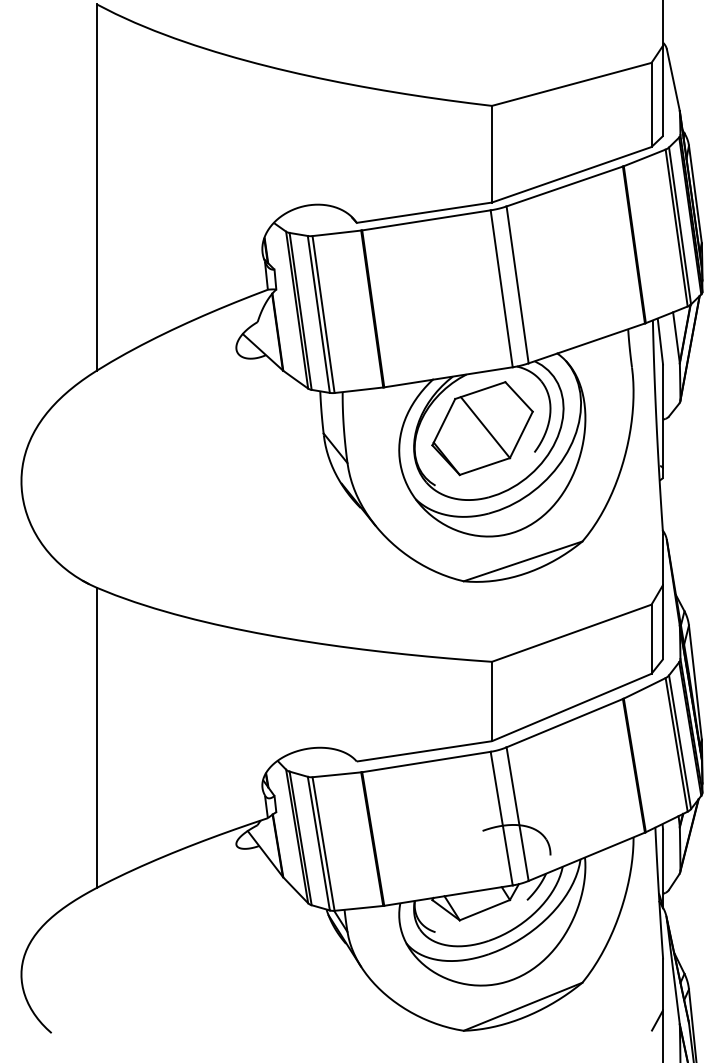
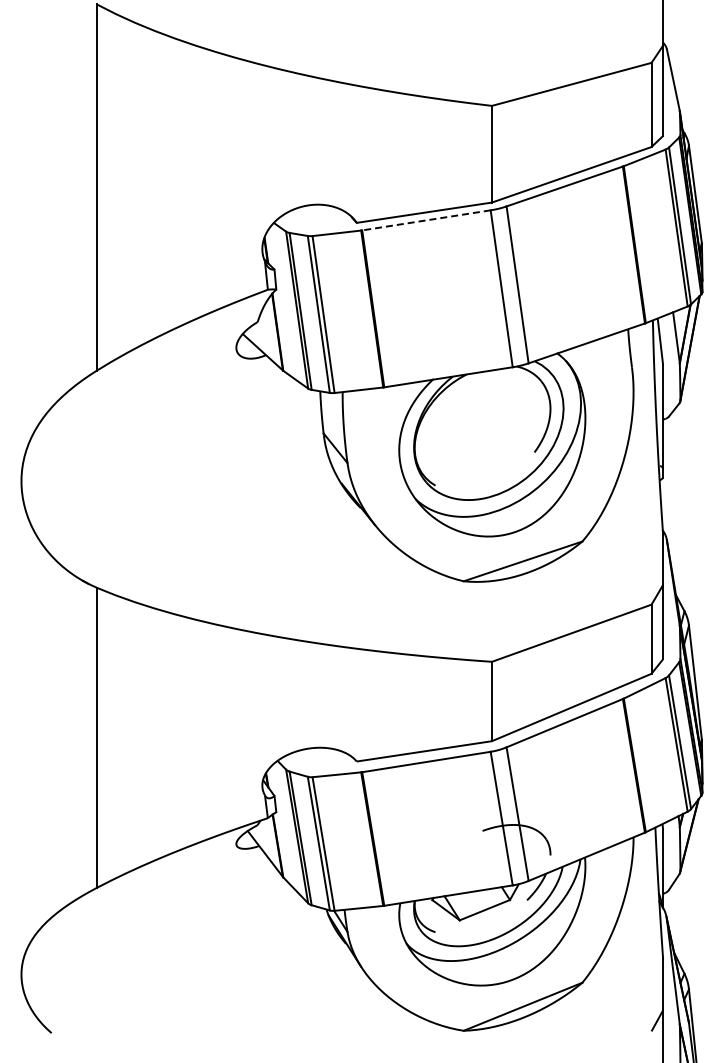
line: solid -> dashed (425, 220)
part: present -> none (482, 428)
